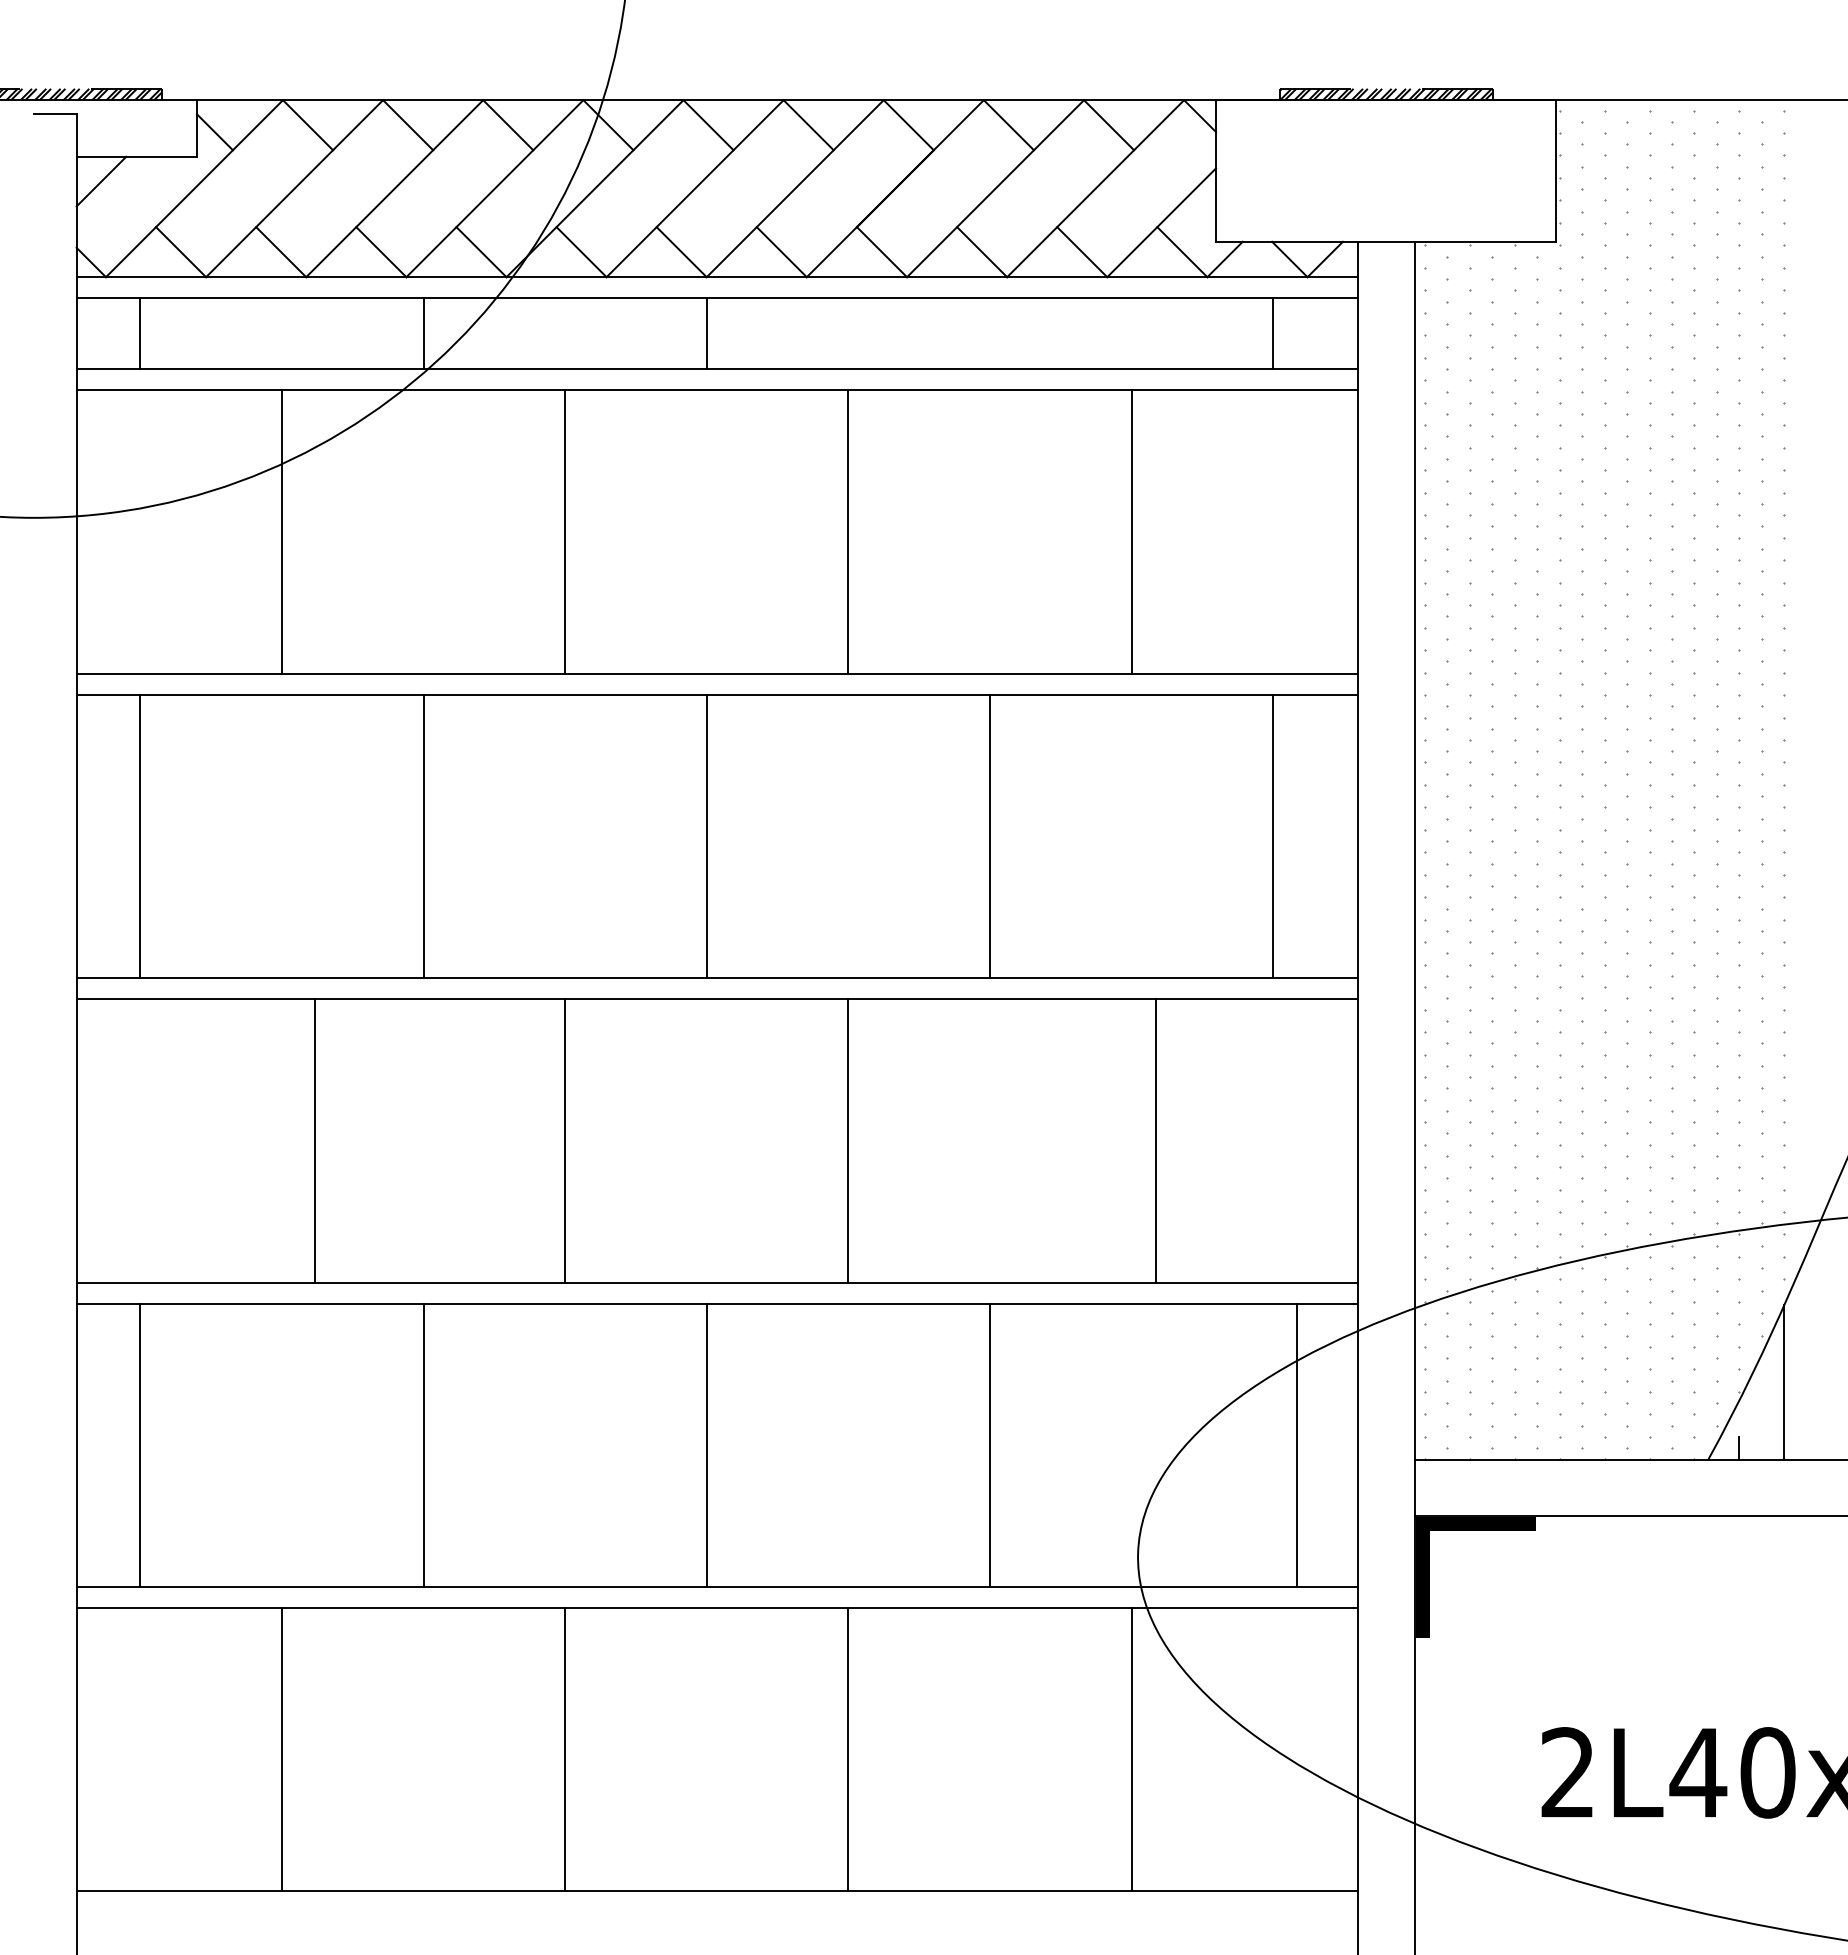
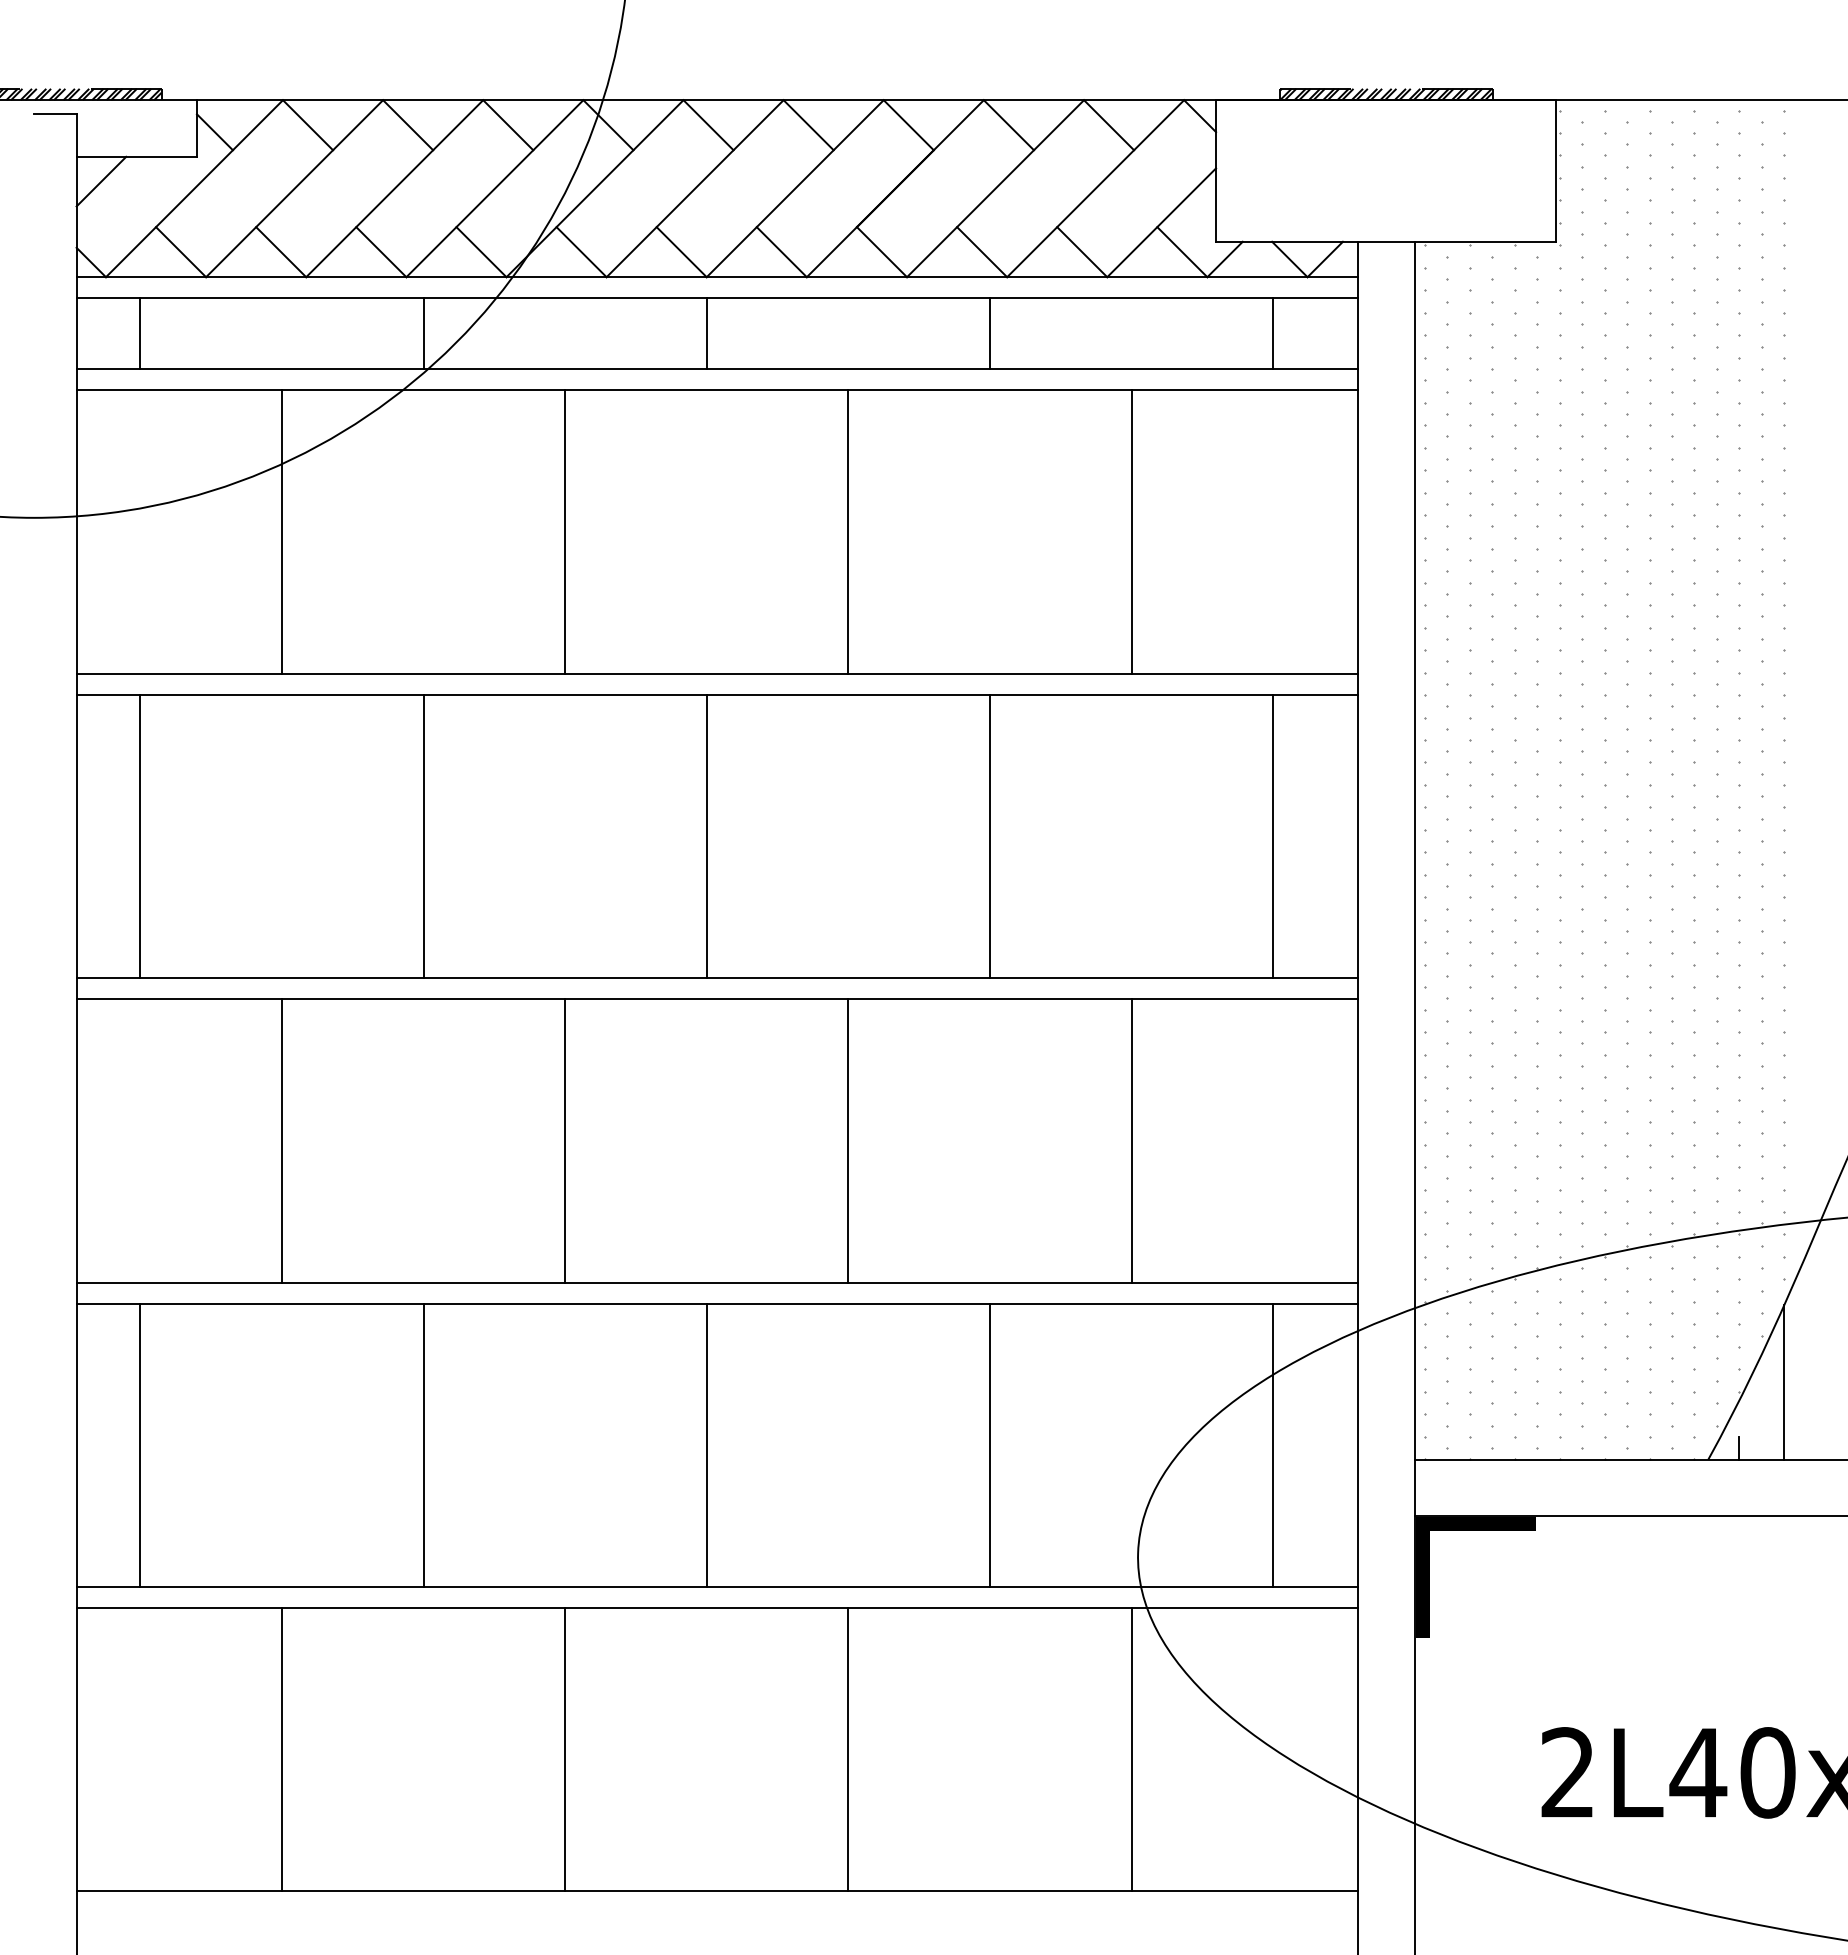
line: none -> present (989, 333)
line position: (314, 1140) -> (281, 1140) (281, 1140)
line position: (1155, 1140) -> (1131, 1140) (1131, 1140)
line position: (1297, 1445) -> (1273, 1445) (1273, 1445)
